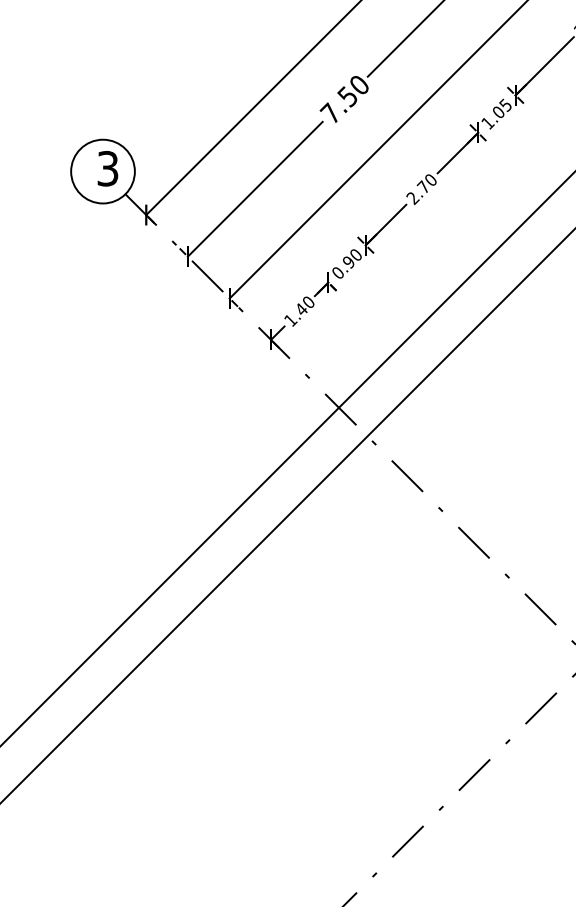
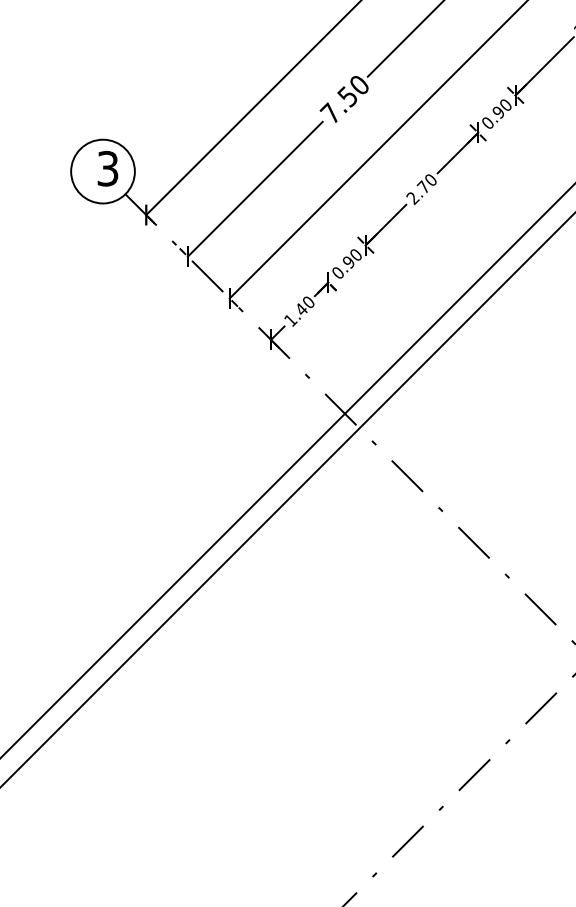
text: 1.05 -> 0.90 (495, 113)
line position: (287, 459) -> (287, 470) (287, 470)
line position: (287, 516) -> (287, 500) (287, 500)
